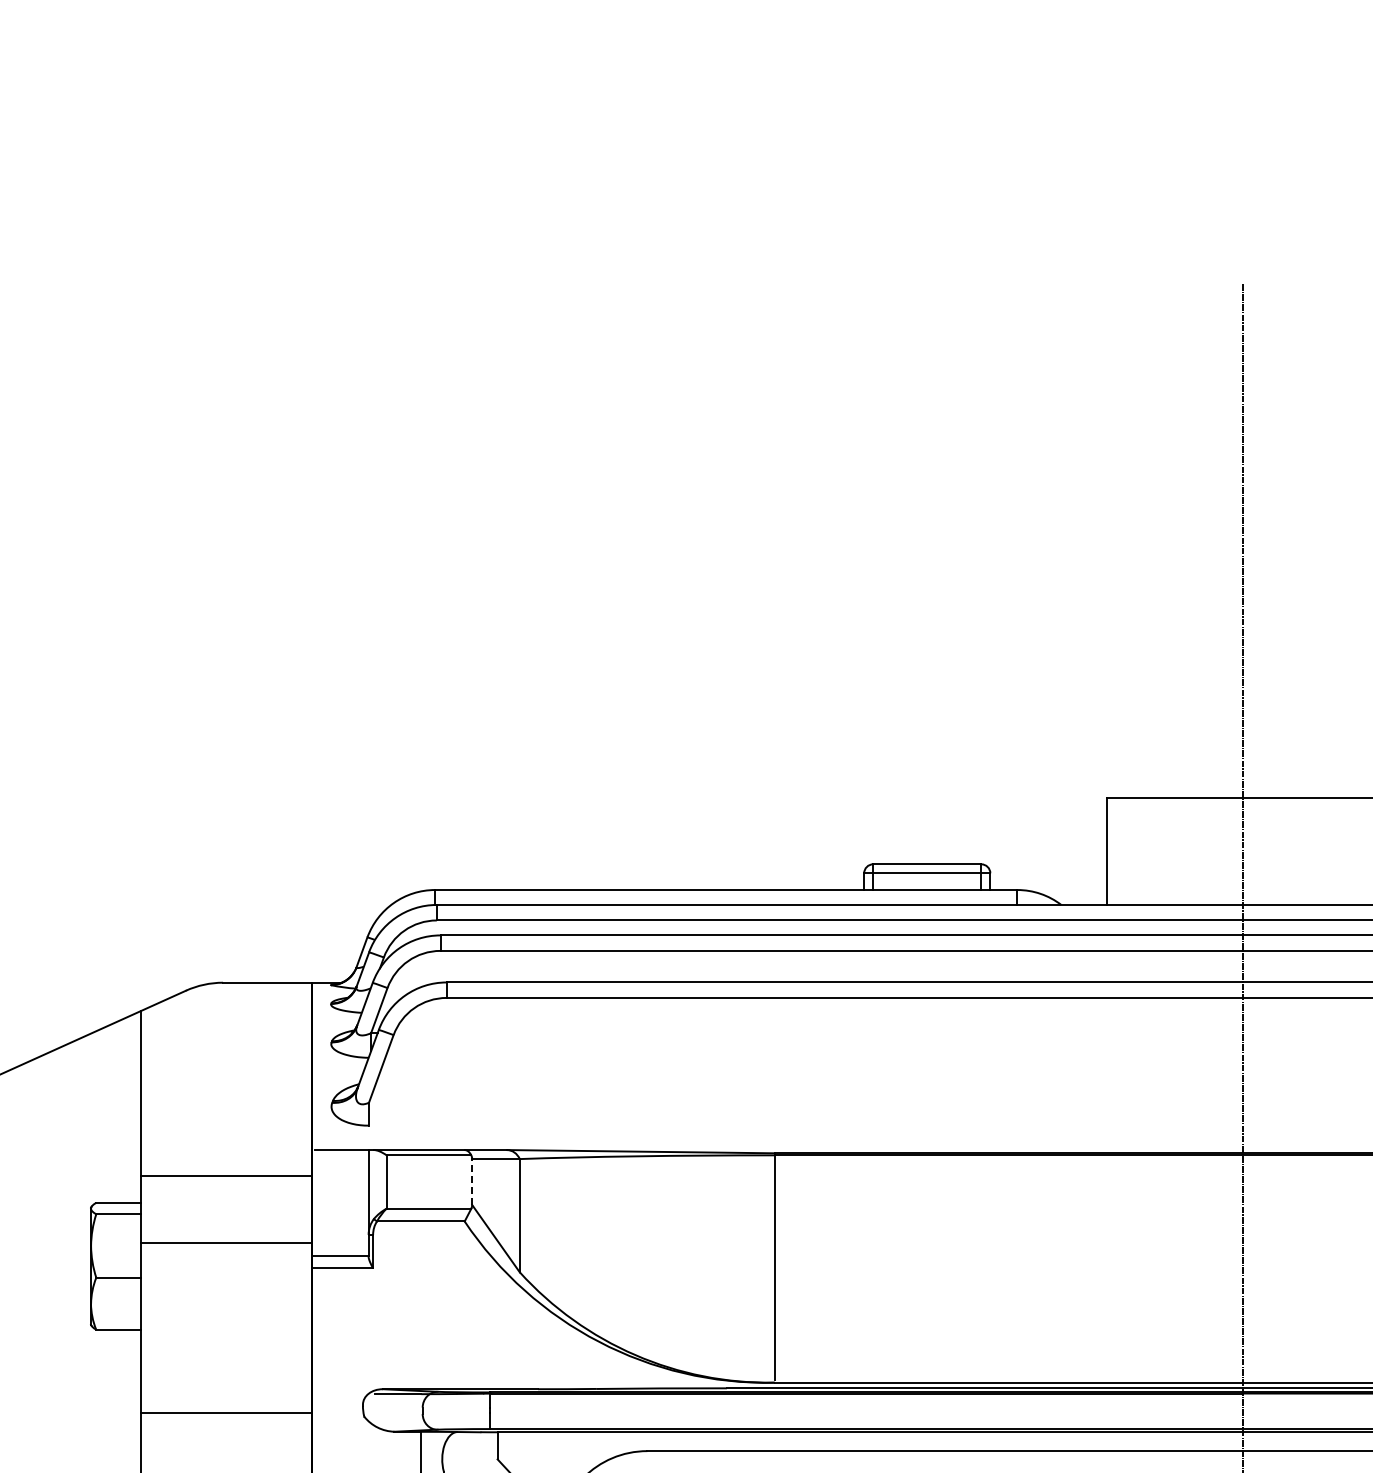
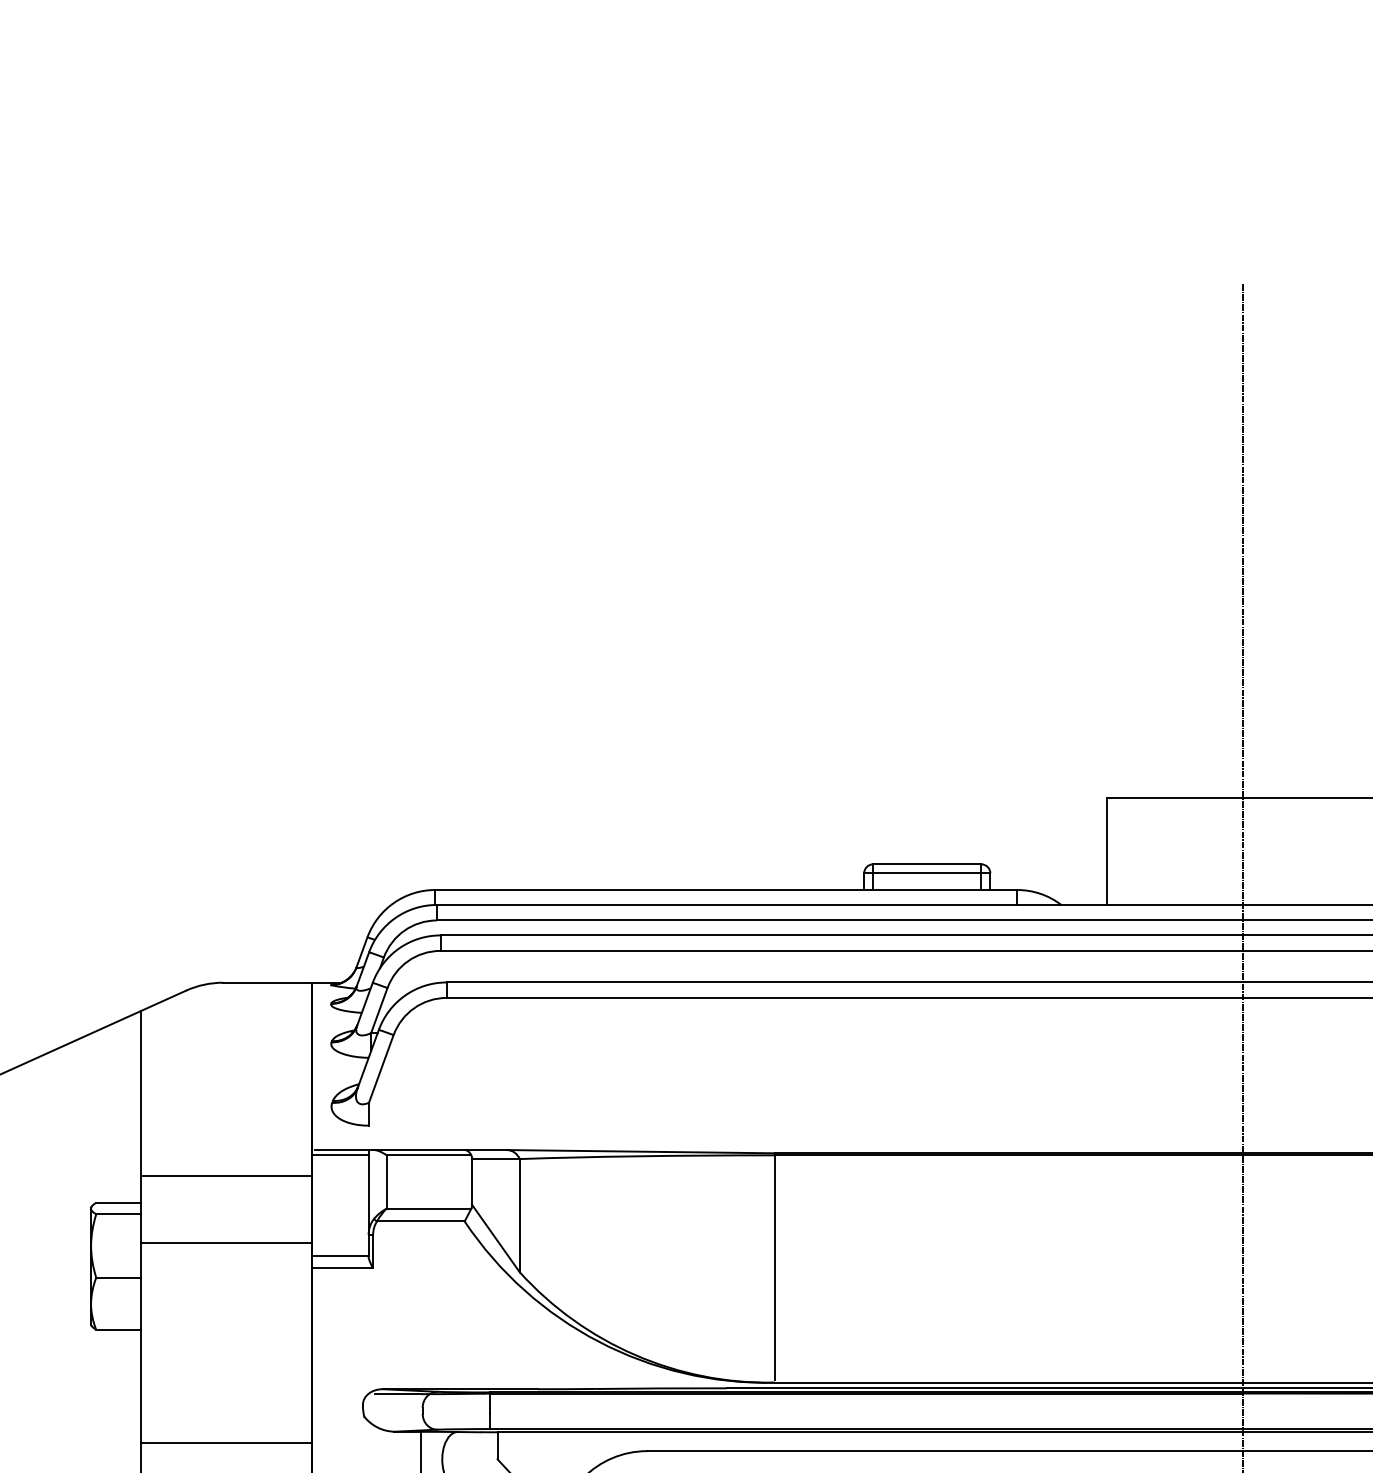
line: none -> present (339, 1154)
line: dashed -> solid (472, 1182)
line position: (225, 1413) -> (225, 1443) (225, 1443)
